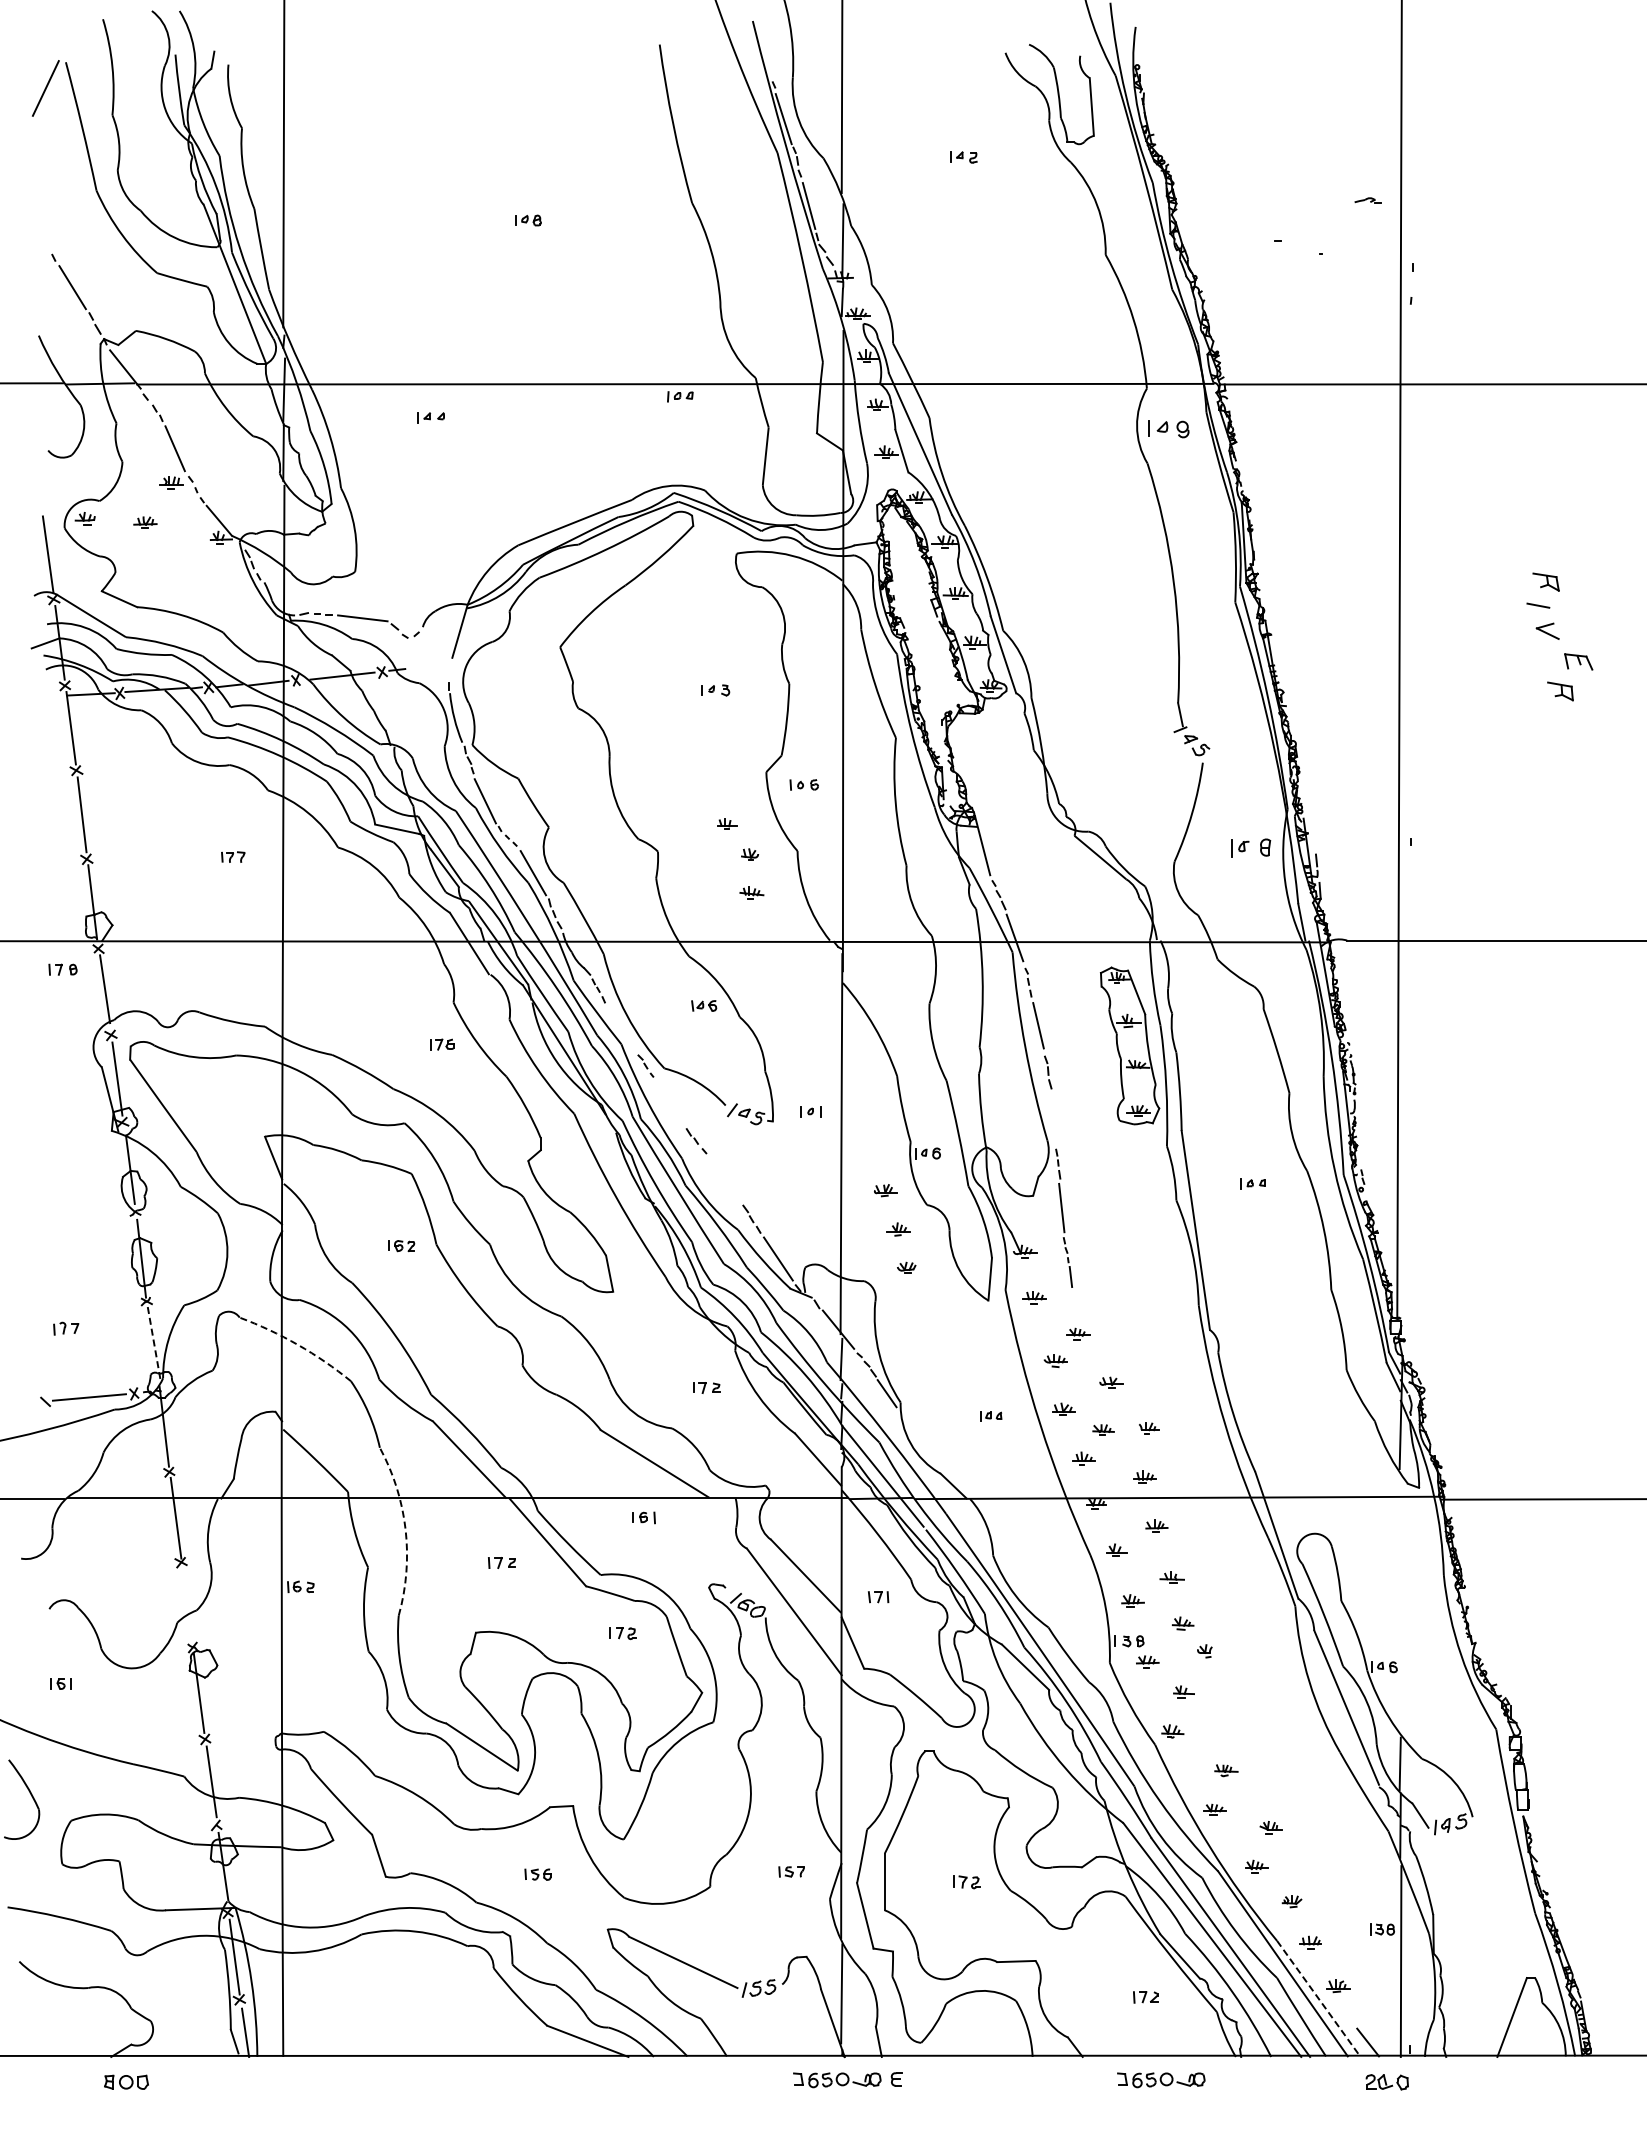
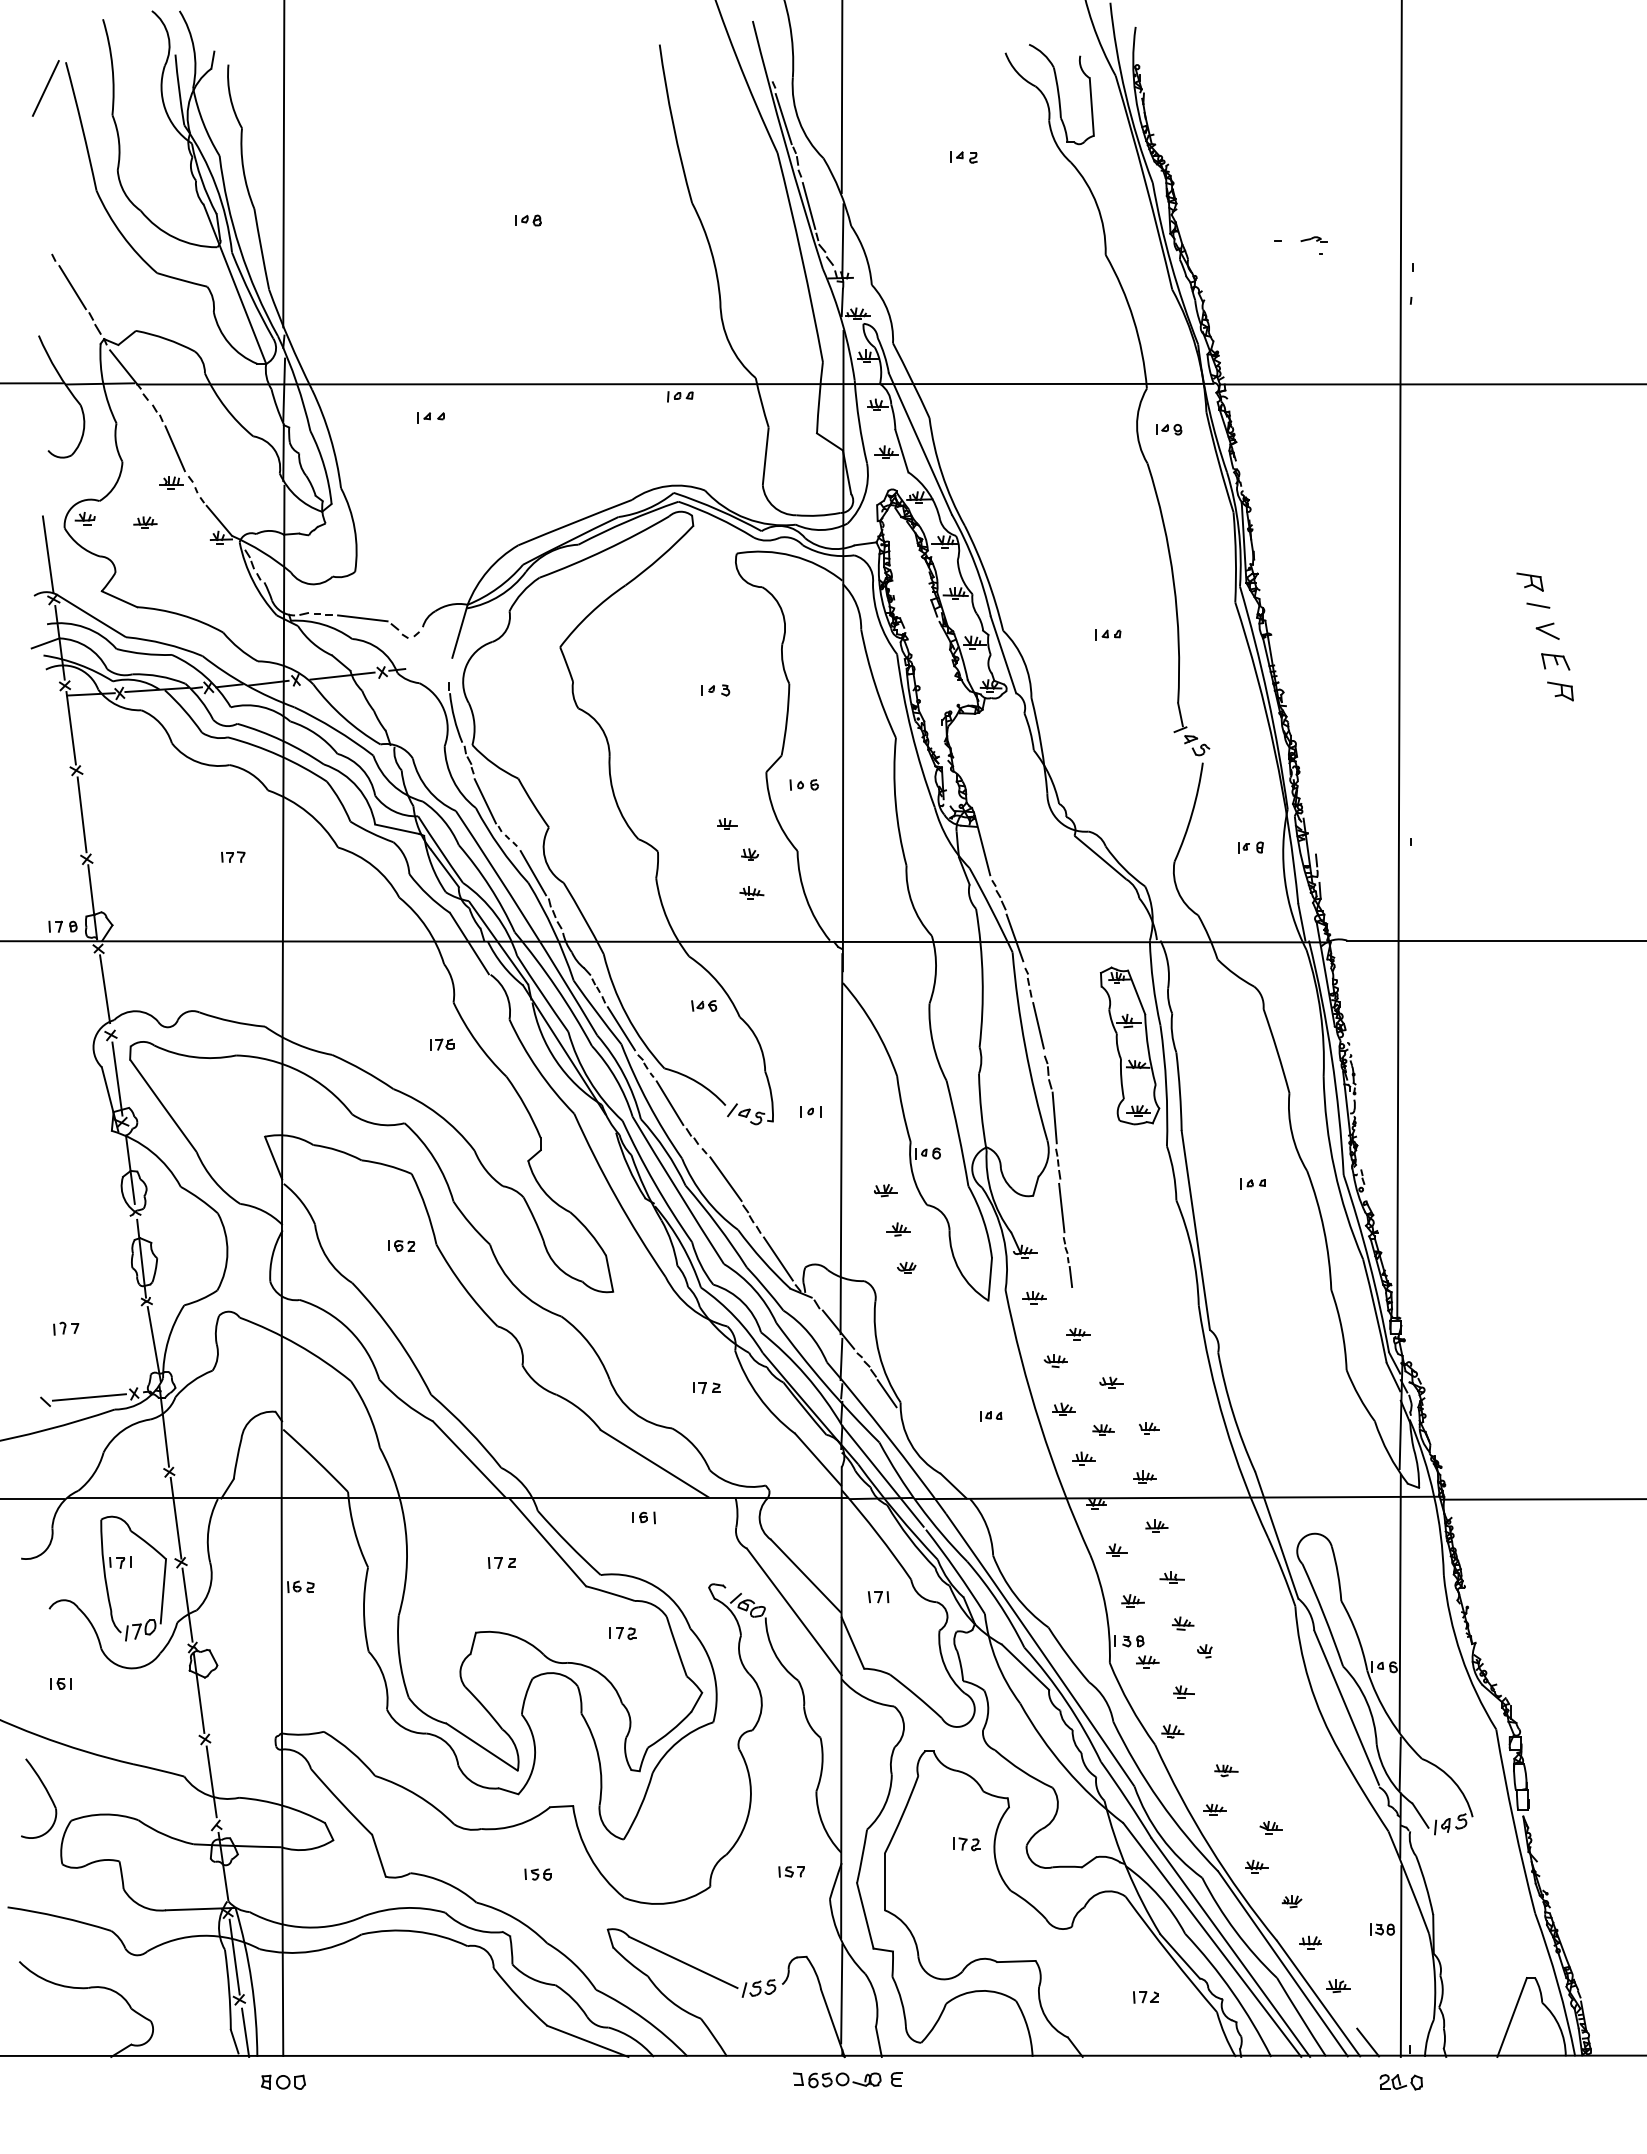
part position: (1367, 200) -> (1313, 239) (1313, 239)
part size: 42x19 px -> 27x12 px (1169, 429)
part position: (1545, 581) -> (1529, 581) (1529, 581)
part: none -> present (1108, 634)
part position: (1578, 661) -> (1555, 661) (1555, 661)
part size: 41x20 px -> 26x13 px (1250, 847)
part position: (62, 969) -> (62, 926) (62, 926)
line: none -> present (620, 1028)
line: none -> present (669, 1103)
line: none -> present (1054, 1117)
line: none -> present (725, 1179)
line: dashed -> solid (154, 1344)
arc: dashed -> solid (297, 1344)
arc: dashed -> solid (405, 1529)
part: none -> present (131, 1567)
line: none -> present (1399, 1603)
line: none -> present (187, 1604)
part position: (29, 1793) -> (46, 1792) (46, 1792)
part position: (966, 1882) -> (966, 1844) (966, 1844)
line: dashed -> solid (1318, 1999)
part: present -> none (1161, 2080)
part position: (126, 2081) -> (283, 2081) (283, 2081)
part position: (1386, 2082) -> (1400, 2082) (1400, 2082)
